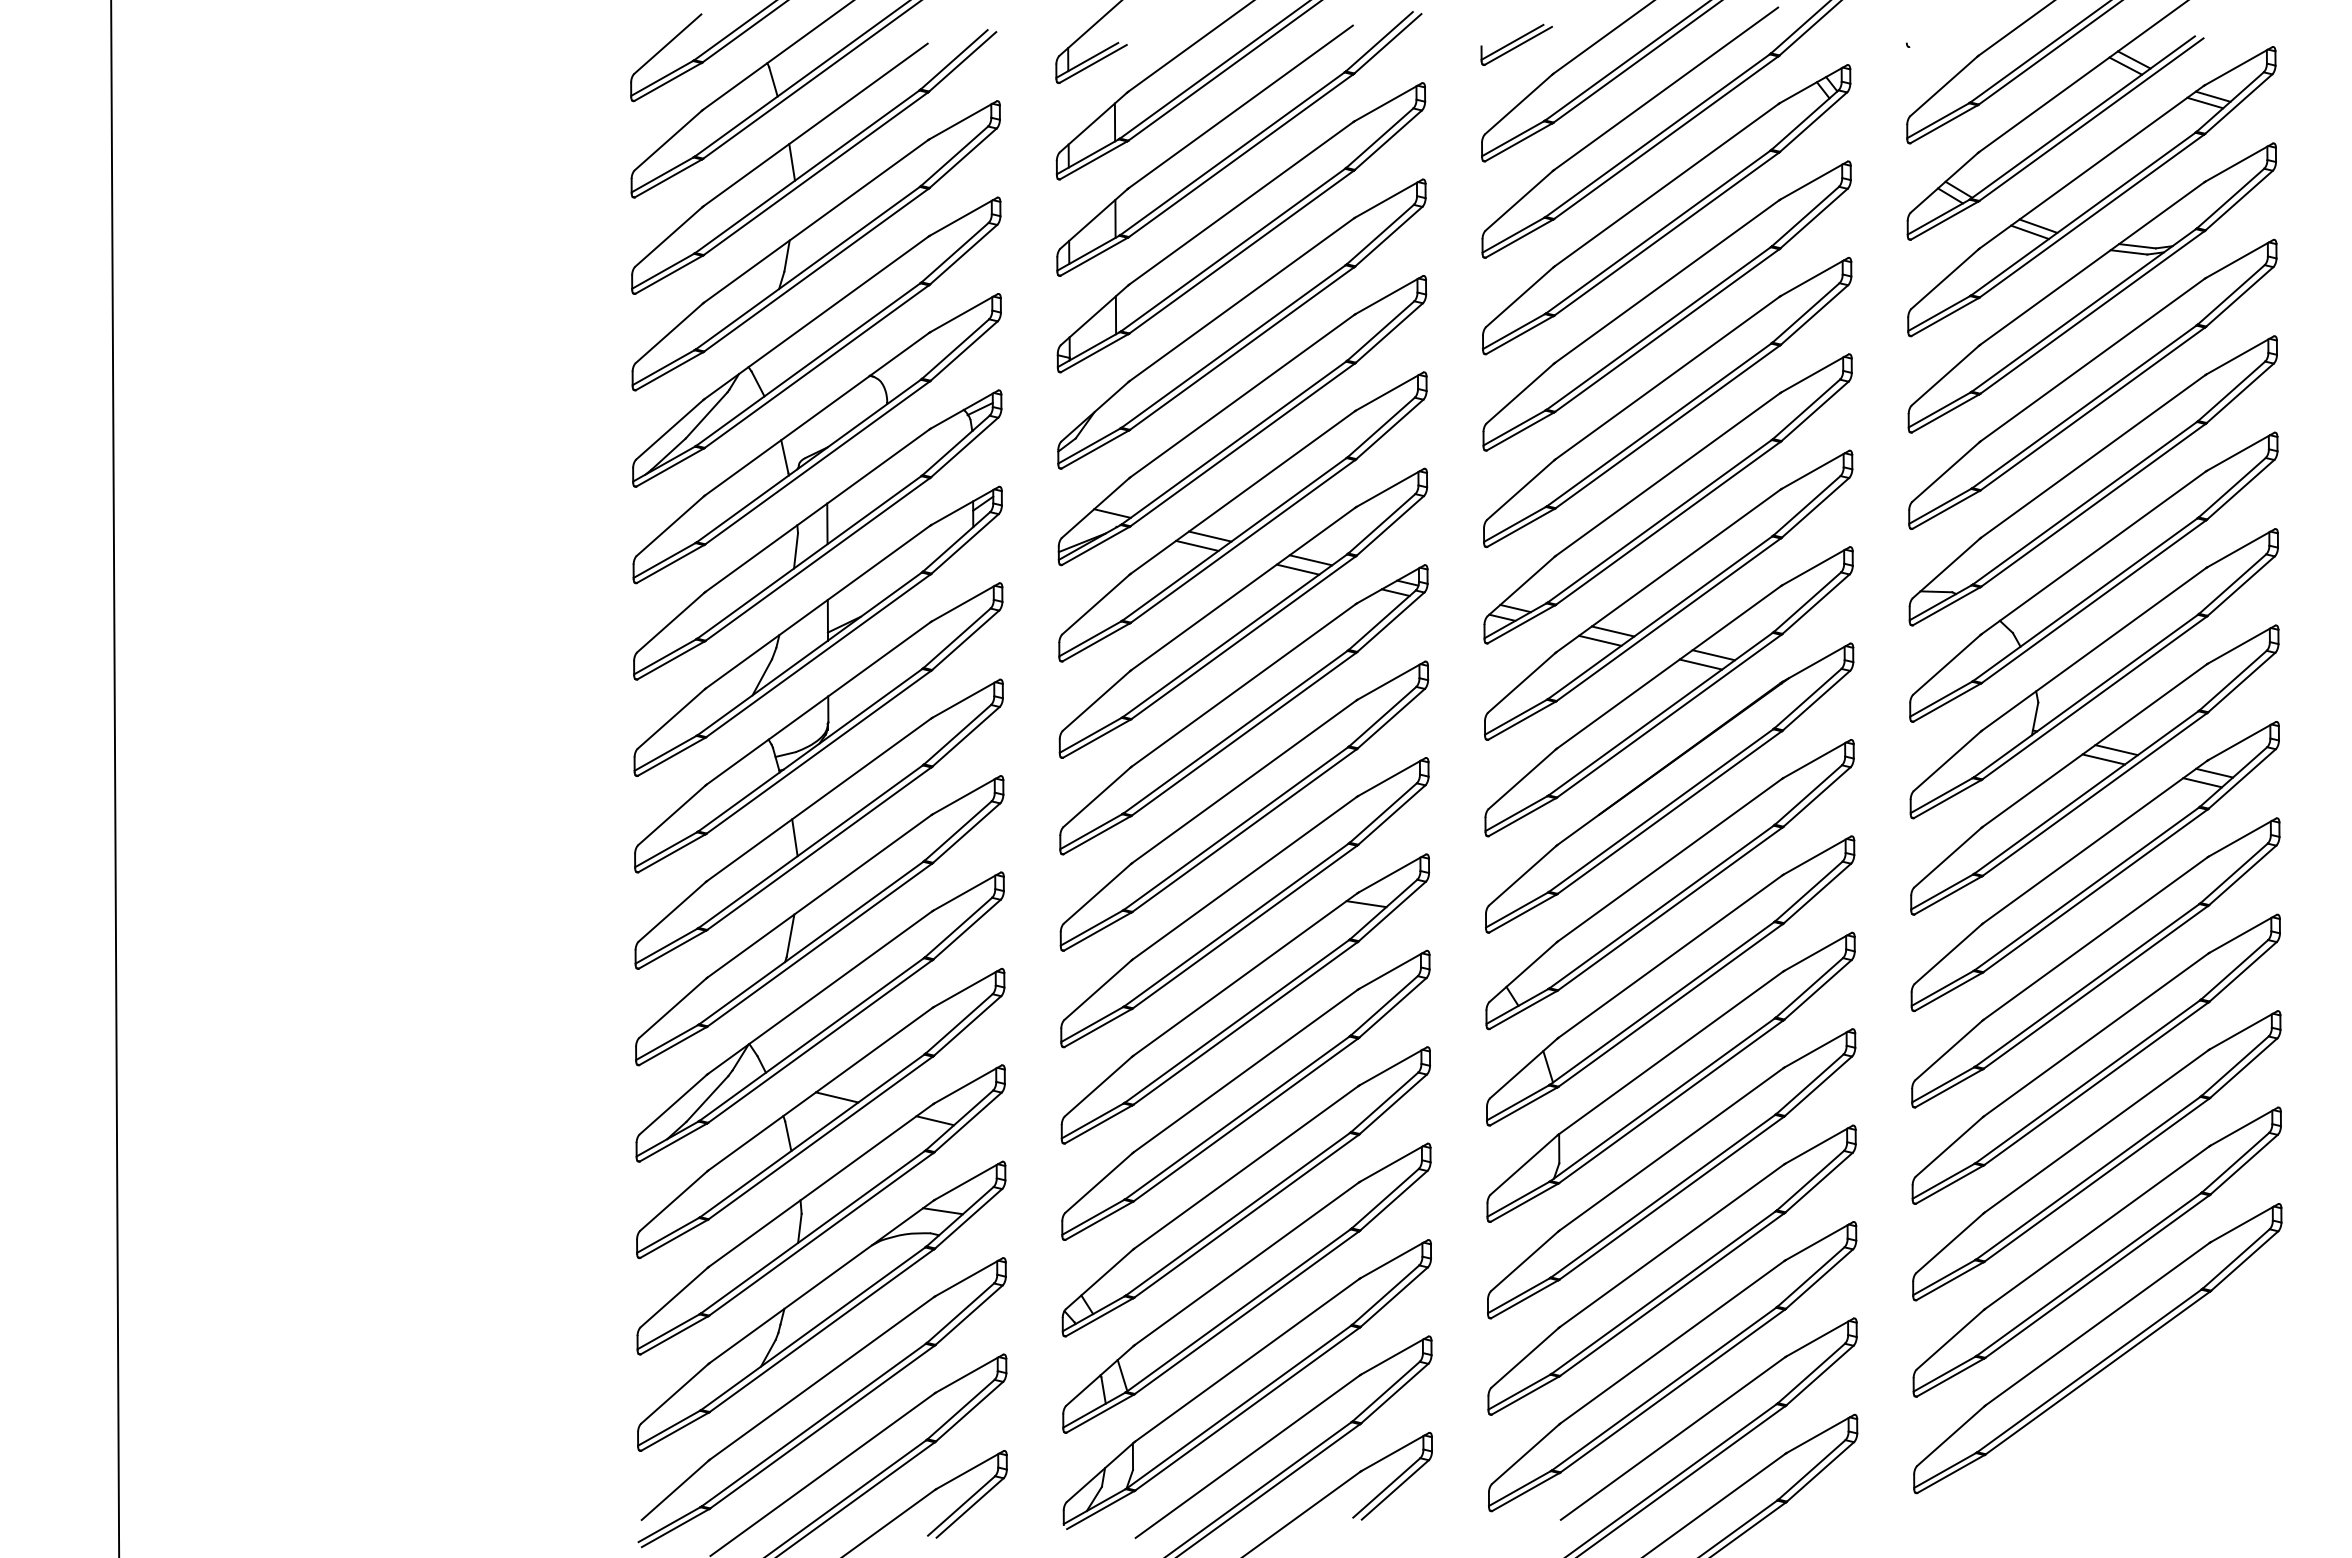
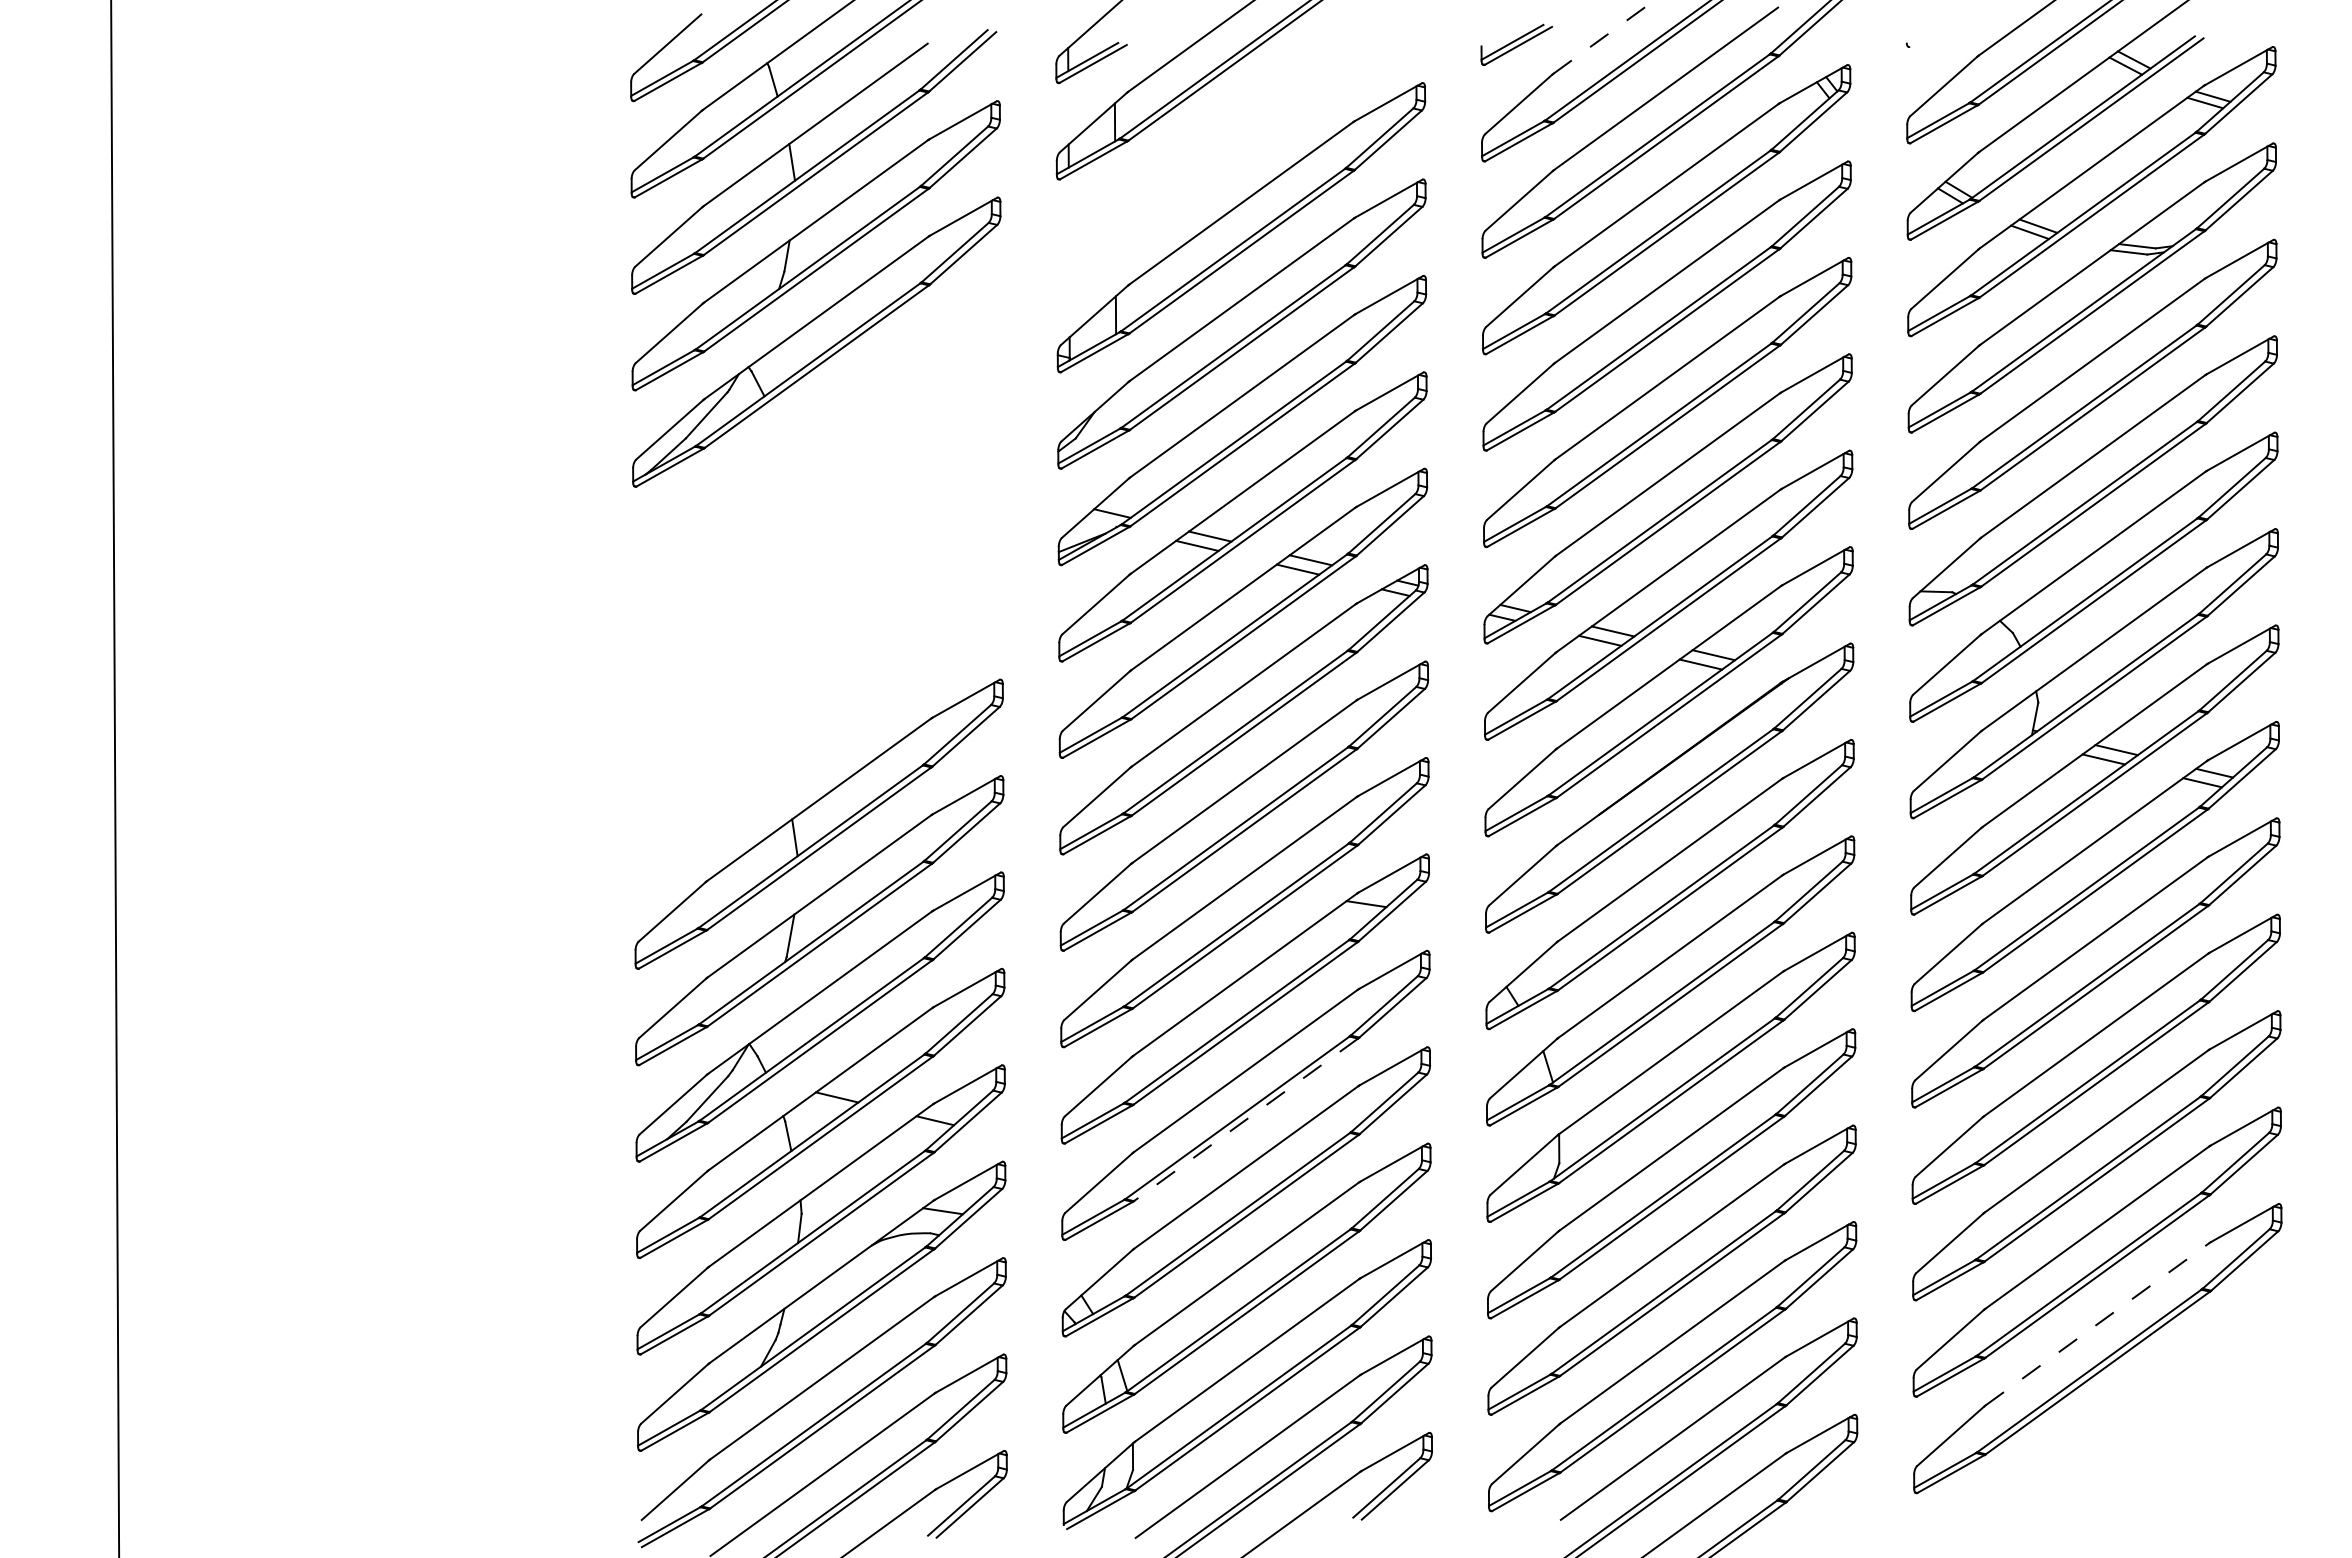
line: solid -> dashed (1604, 36)
part: present -> none (1239, 143)
part: present -> none (807, 568)
line: solid -> dashed (1245, 1120)
line: solid -> dashed (2098, 1323)
